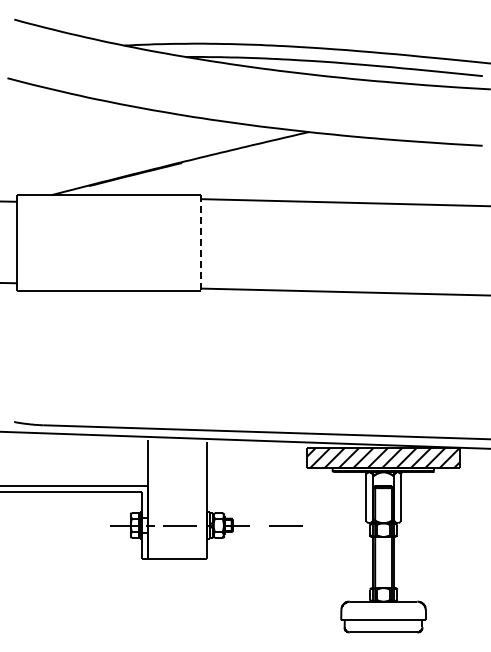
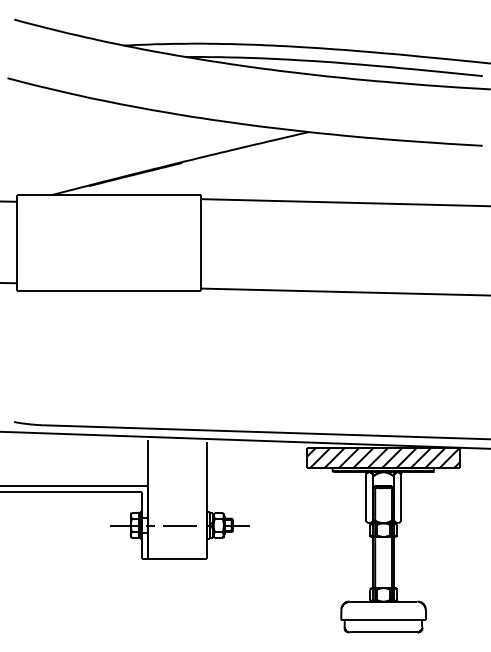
line: dashed -> solid (201, 243)
line: present -> none (285, 525)
